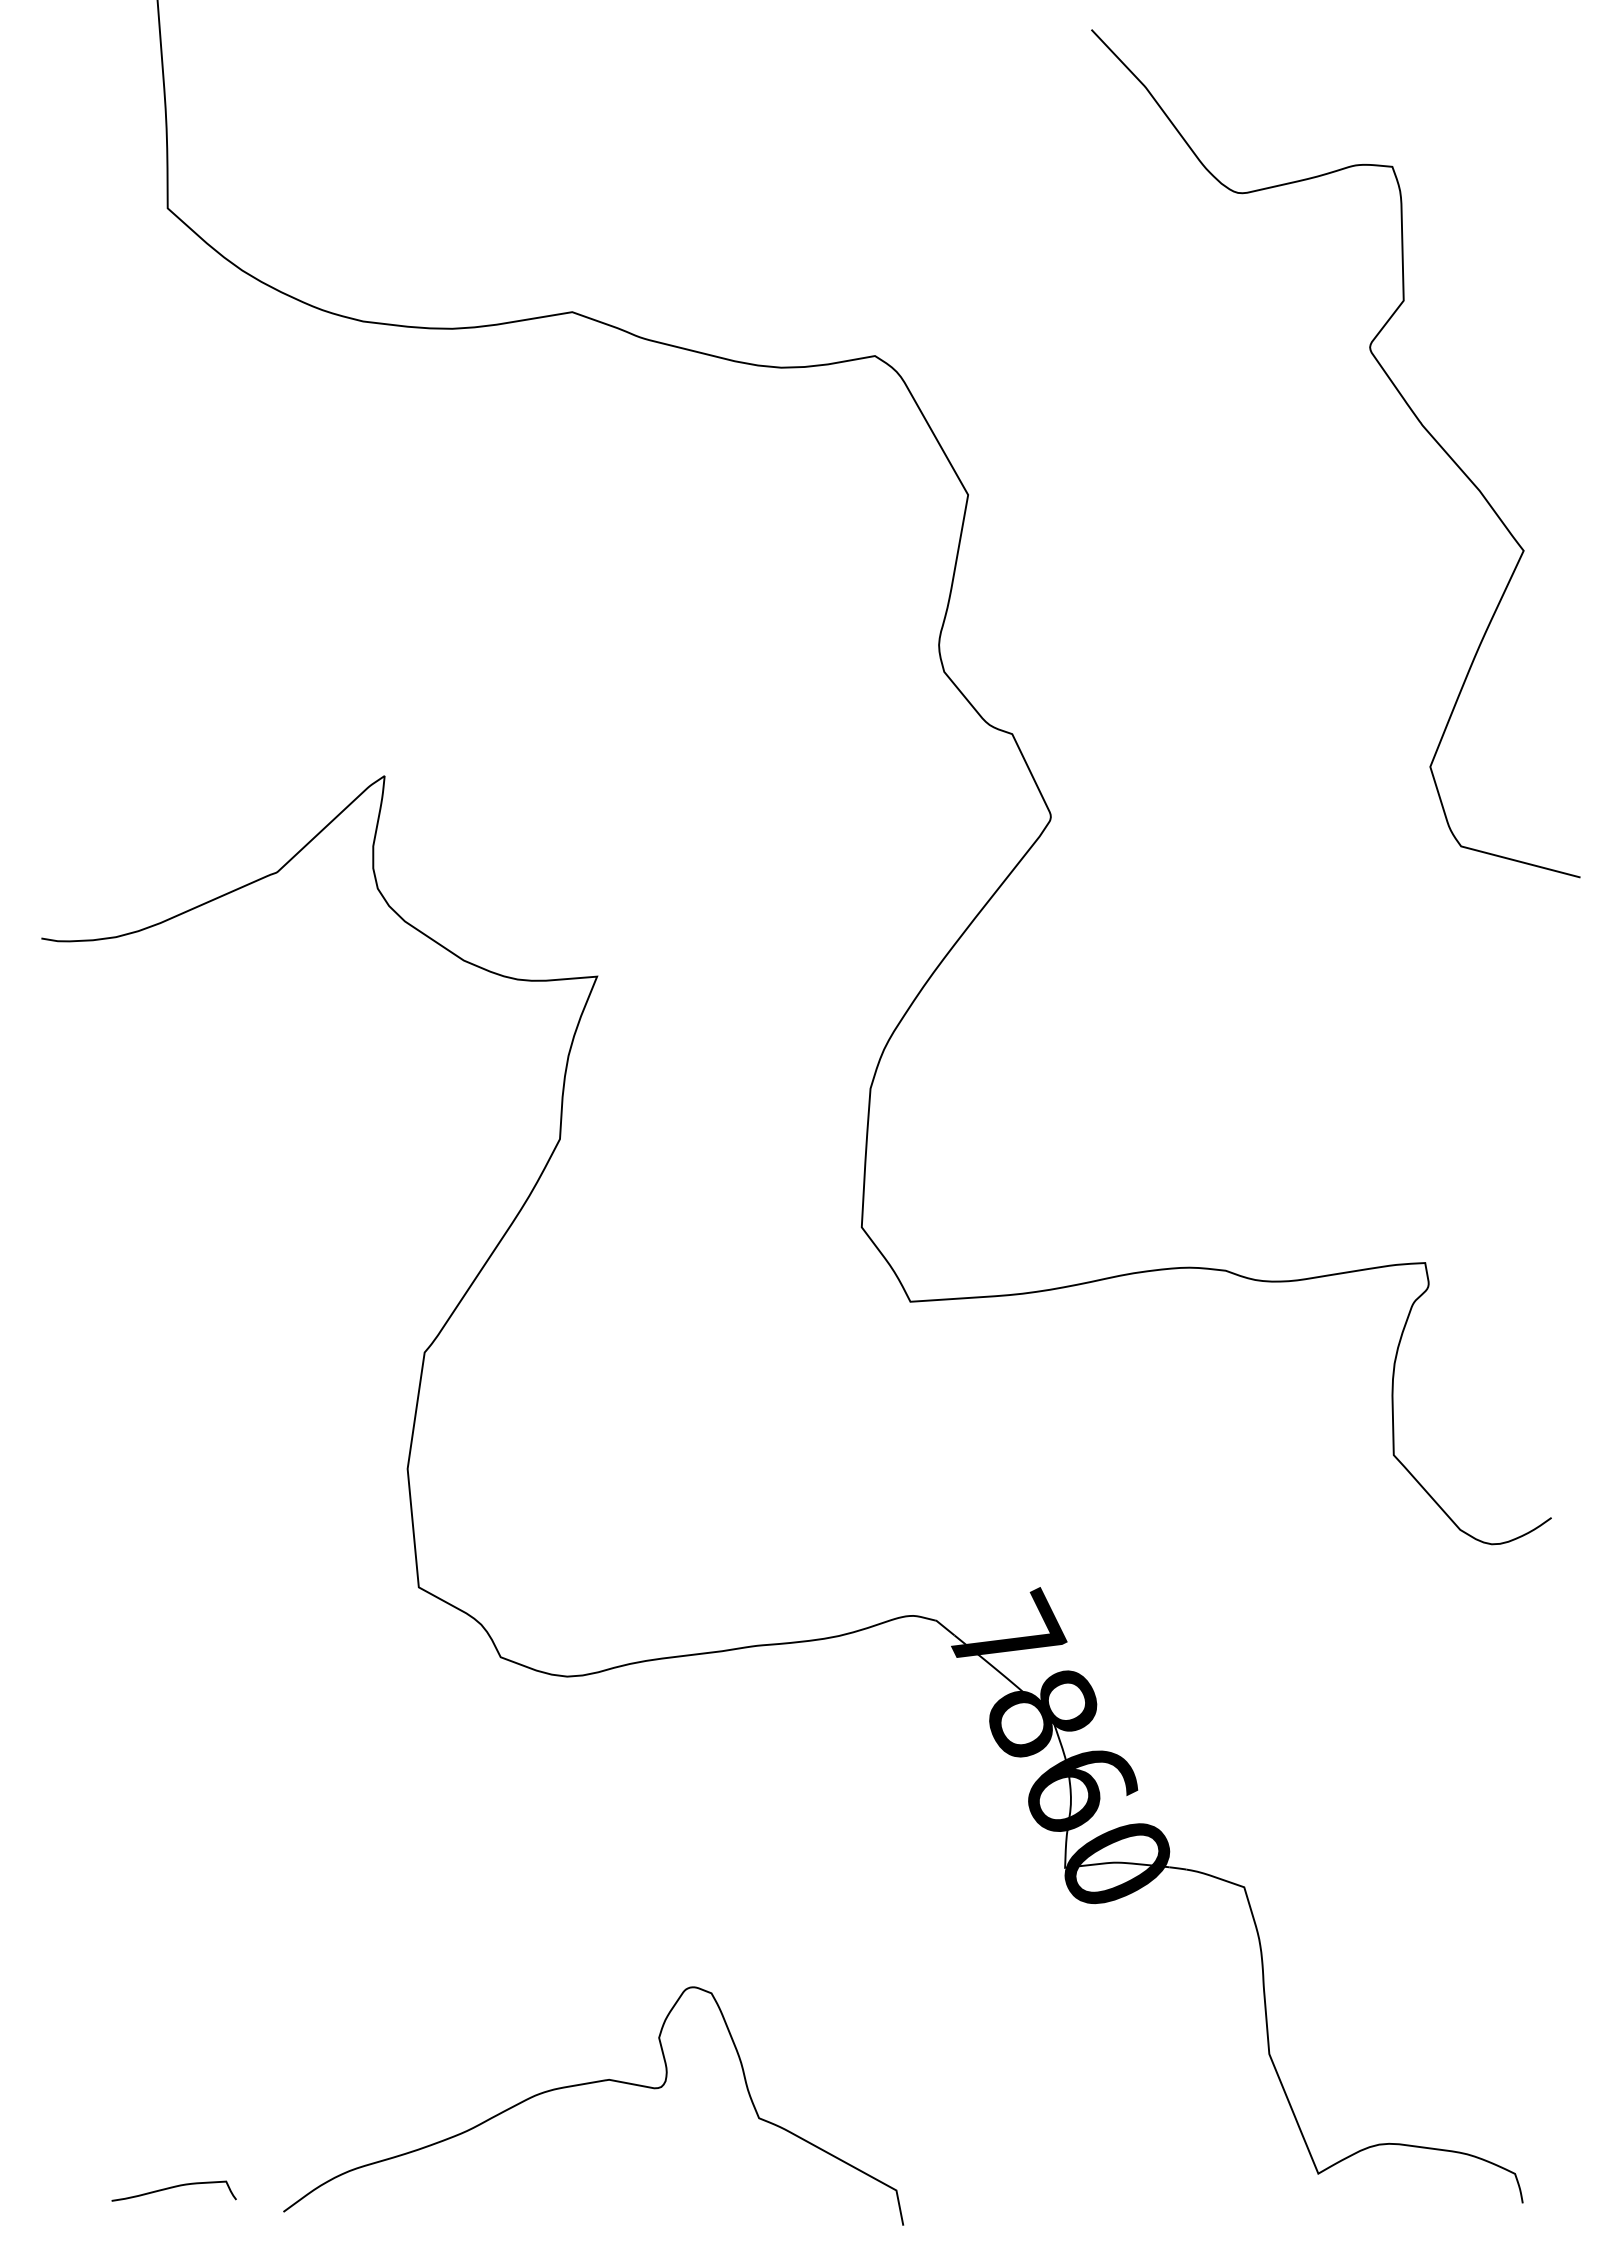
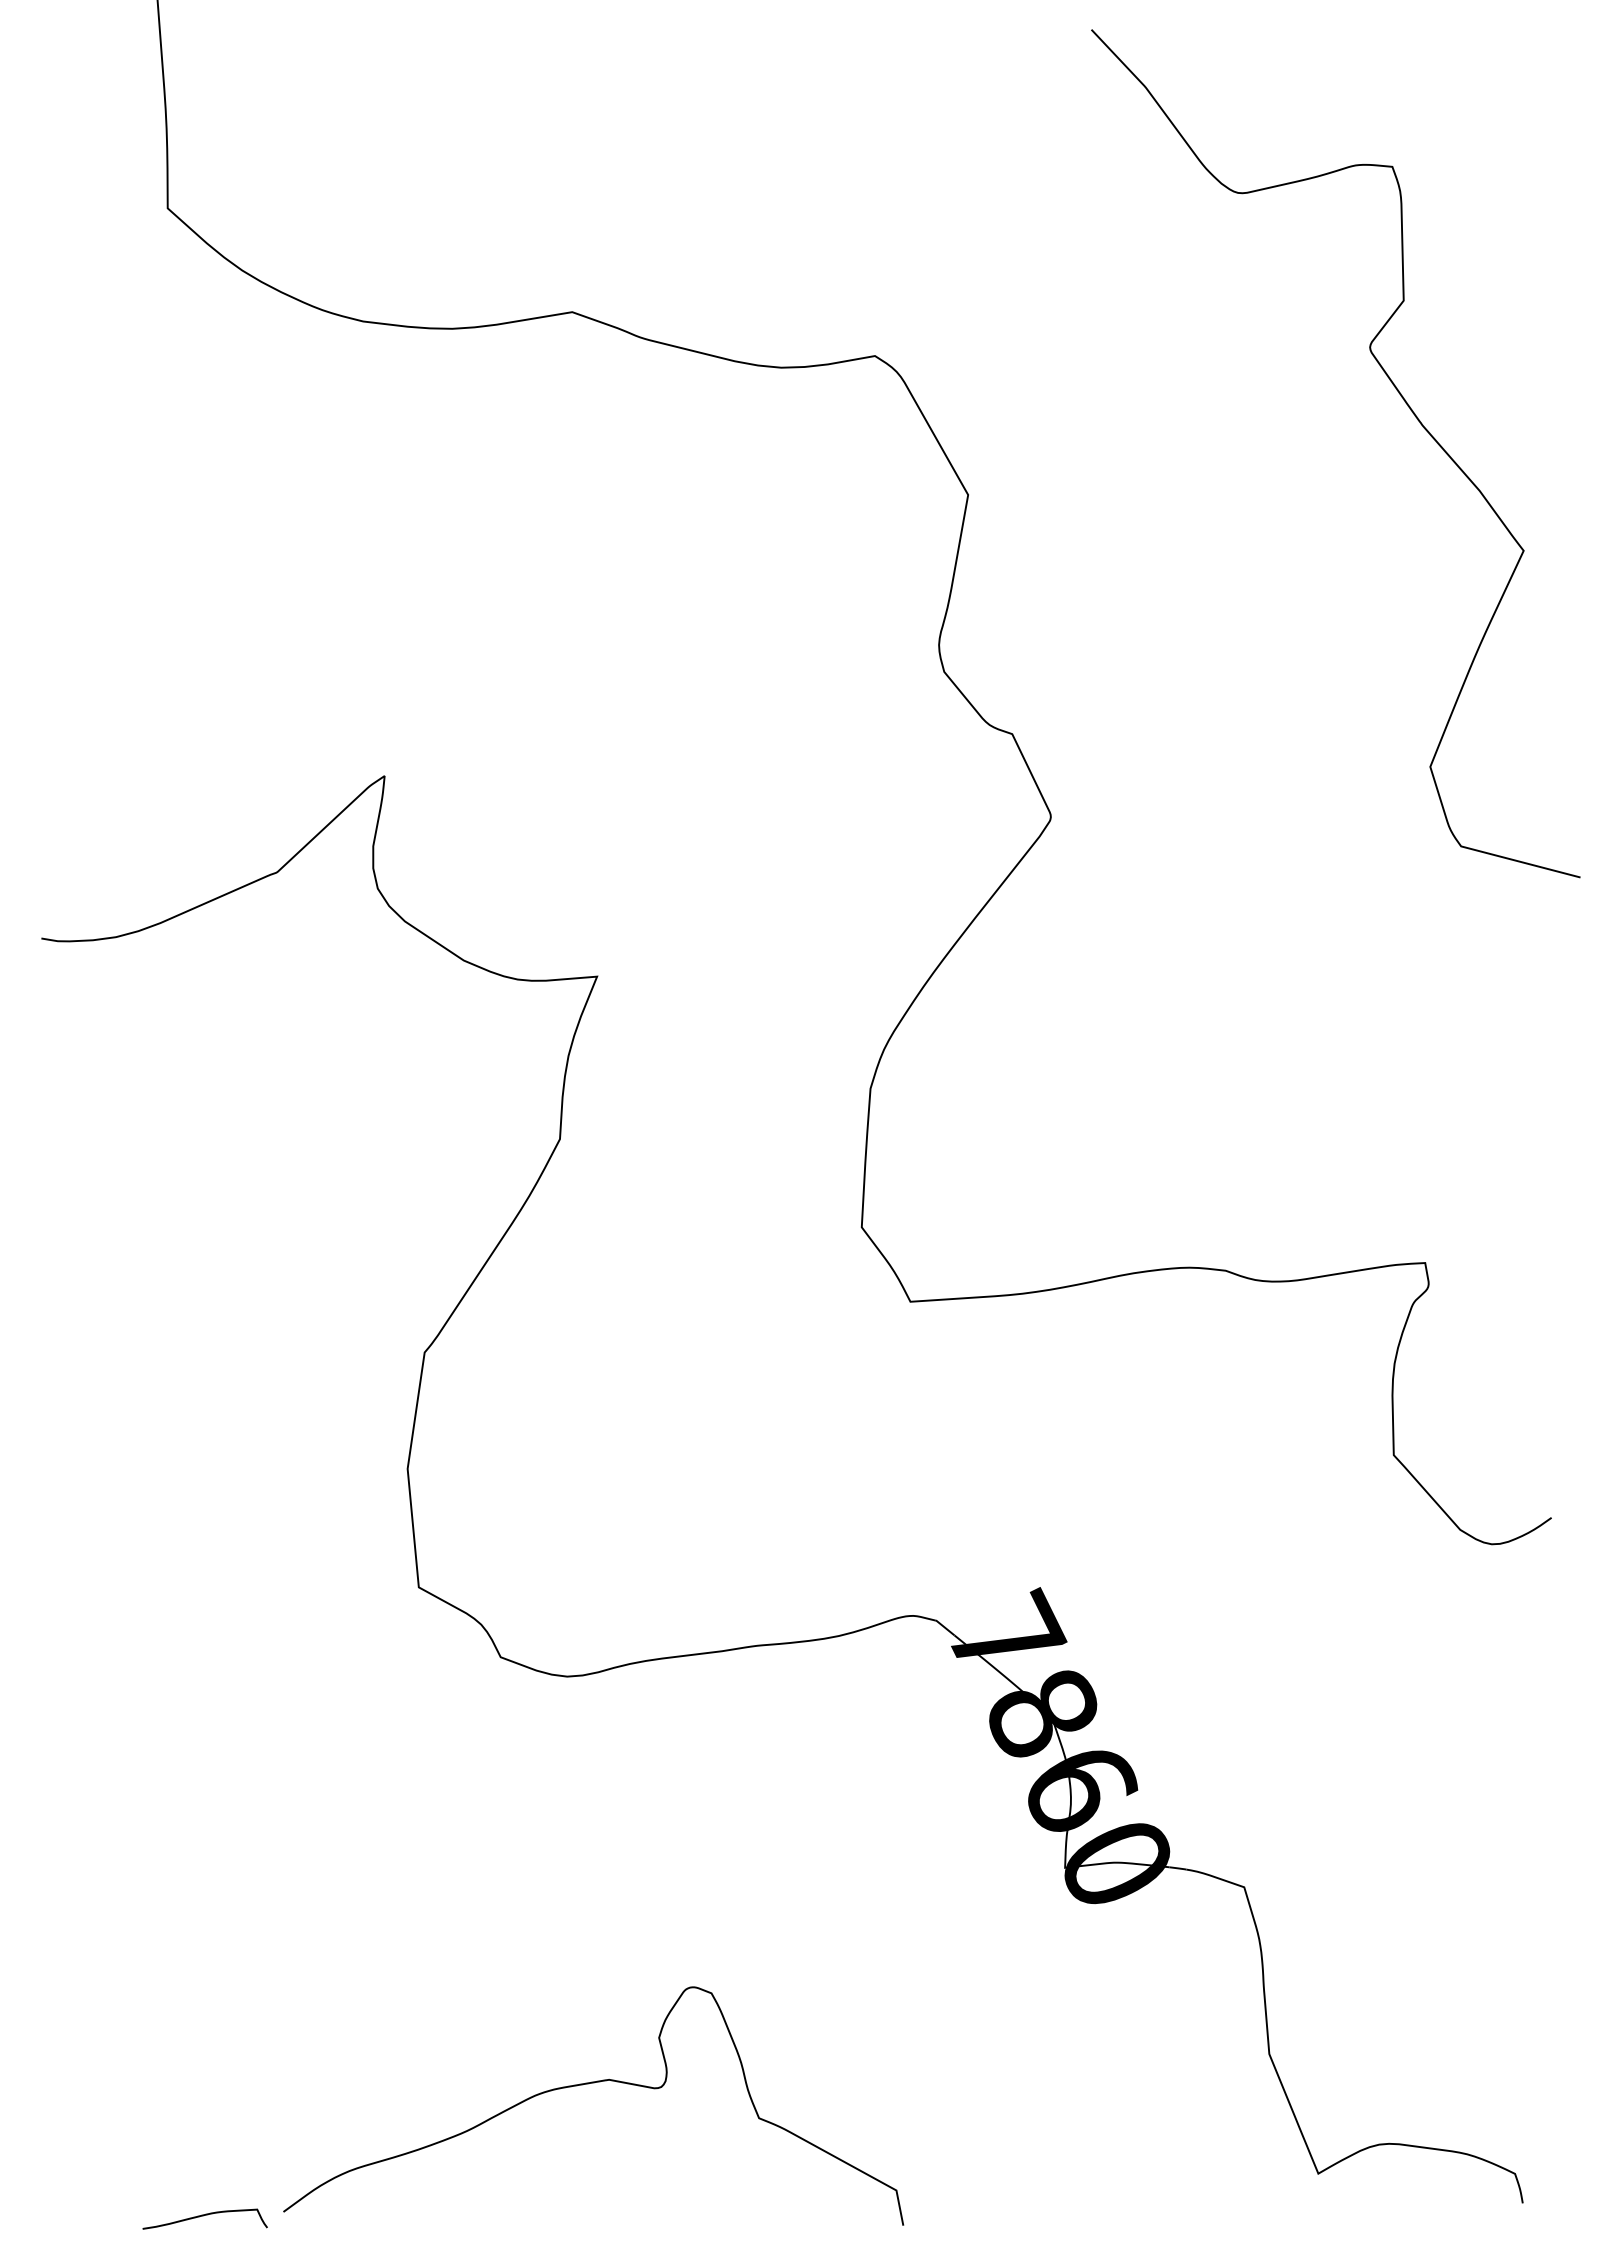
curve position: (172, 2188) -> (203, 2216) (203, 2216)
